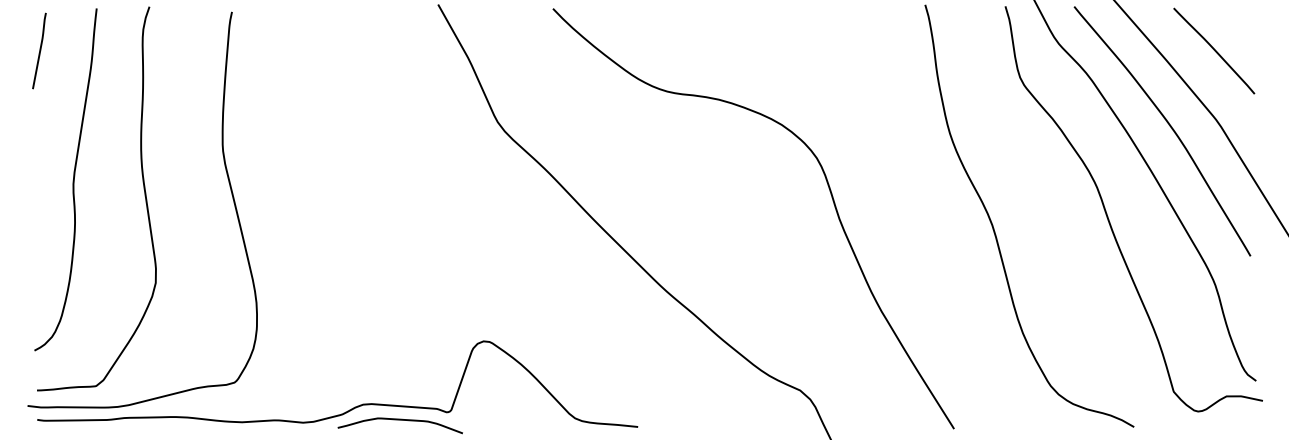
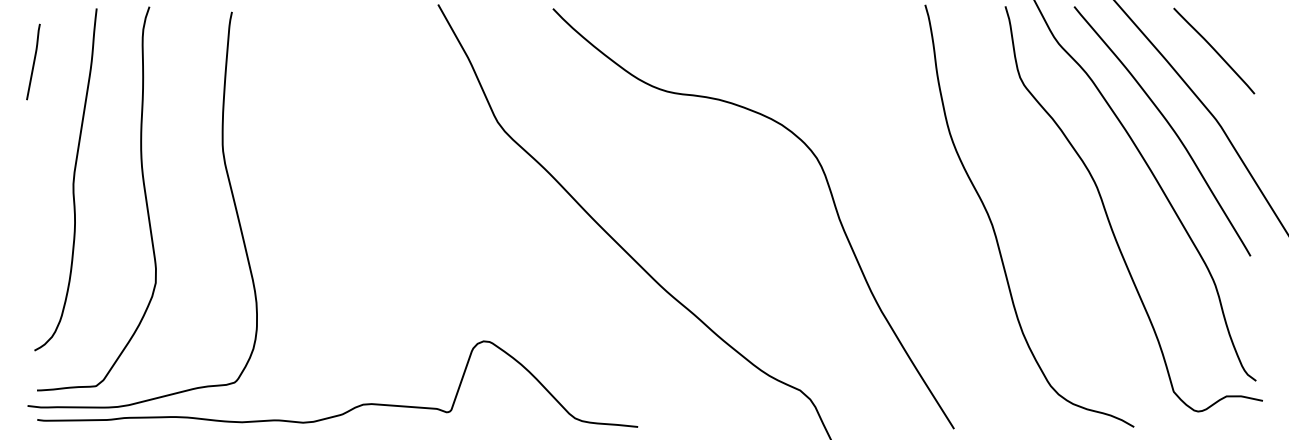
curve position: (39, 50) -> (33, 61) (33, 61)
curve: present -> none (399, 420)
